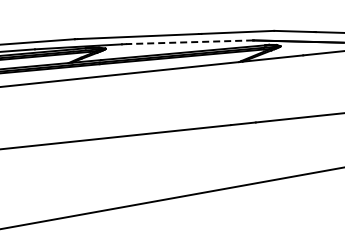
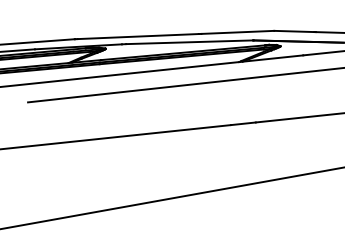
line: dashed -> solid (189, 42)
line: none -> present (184, 85)
